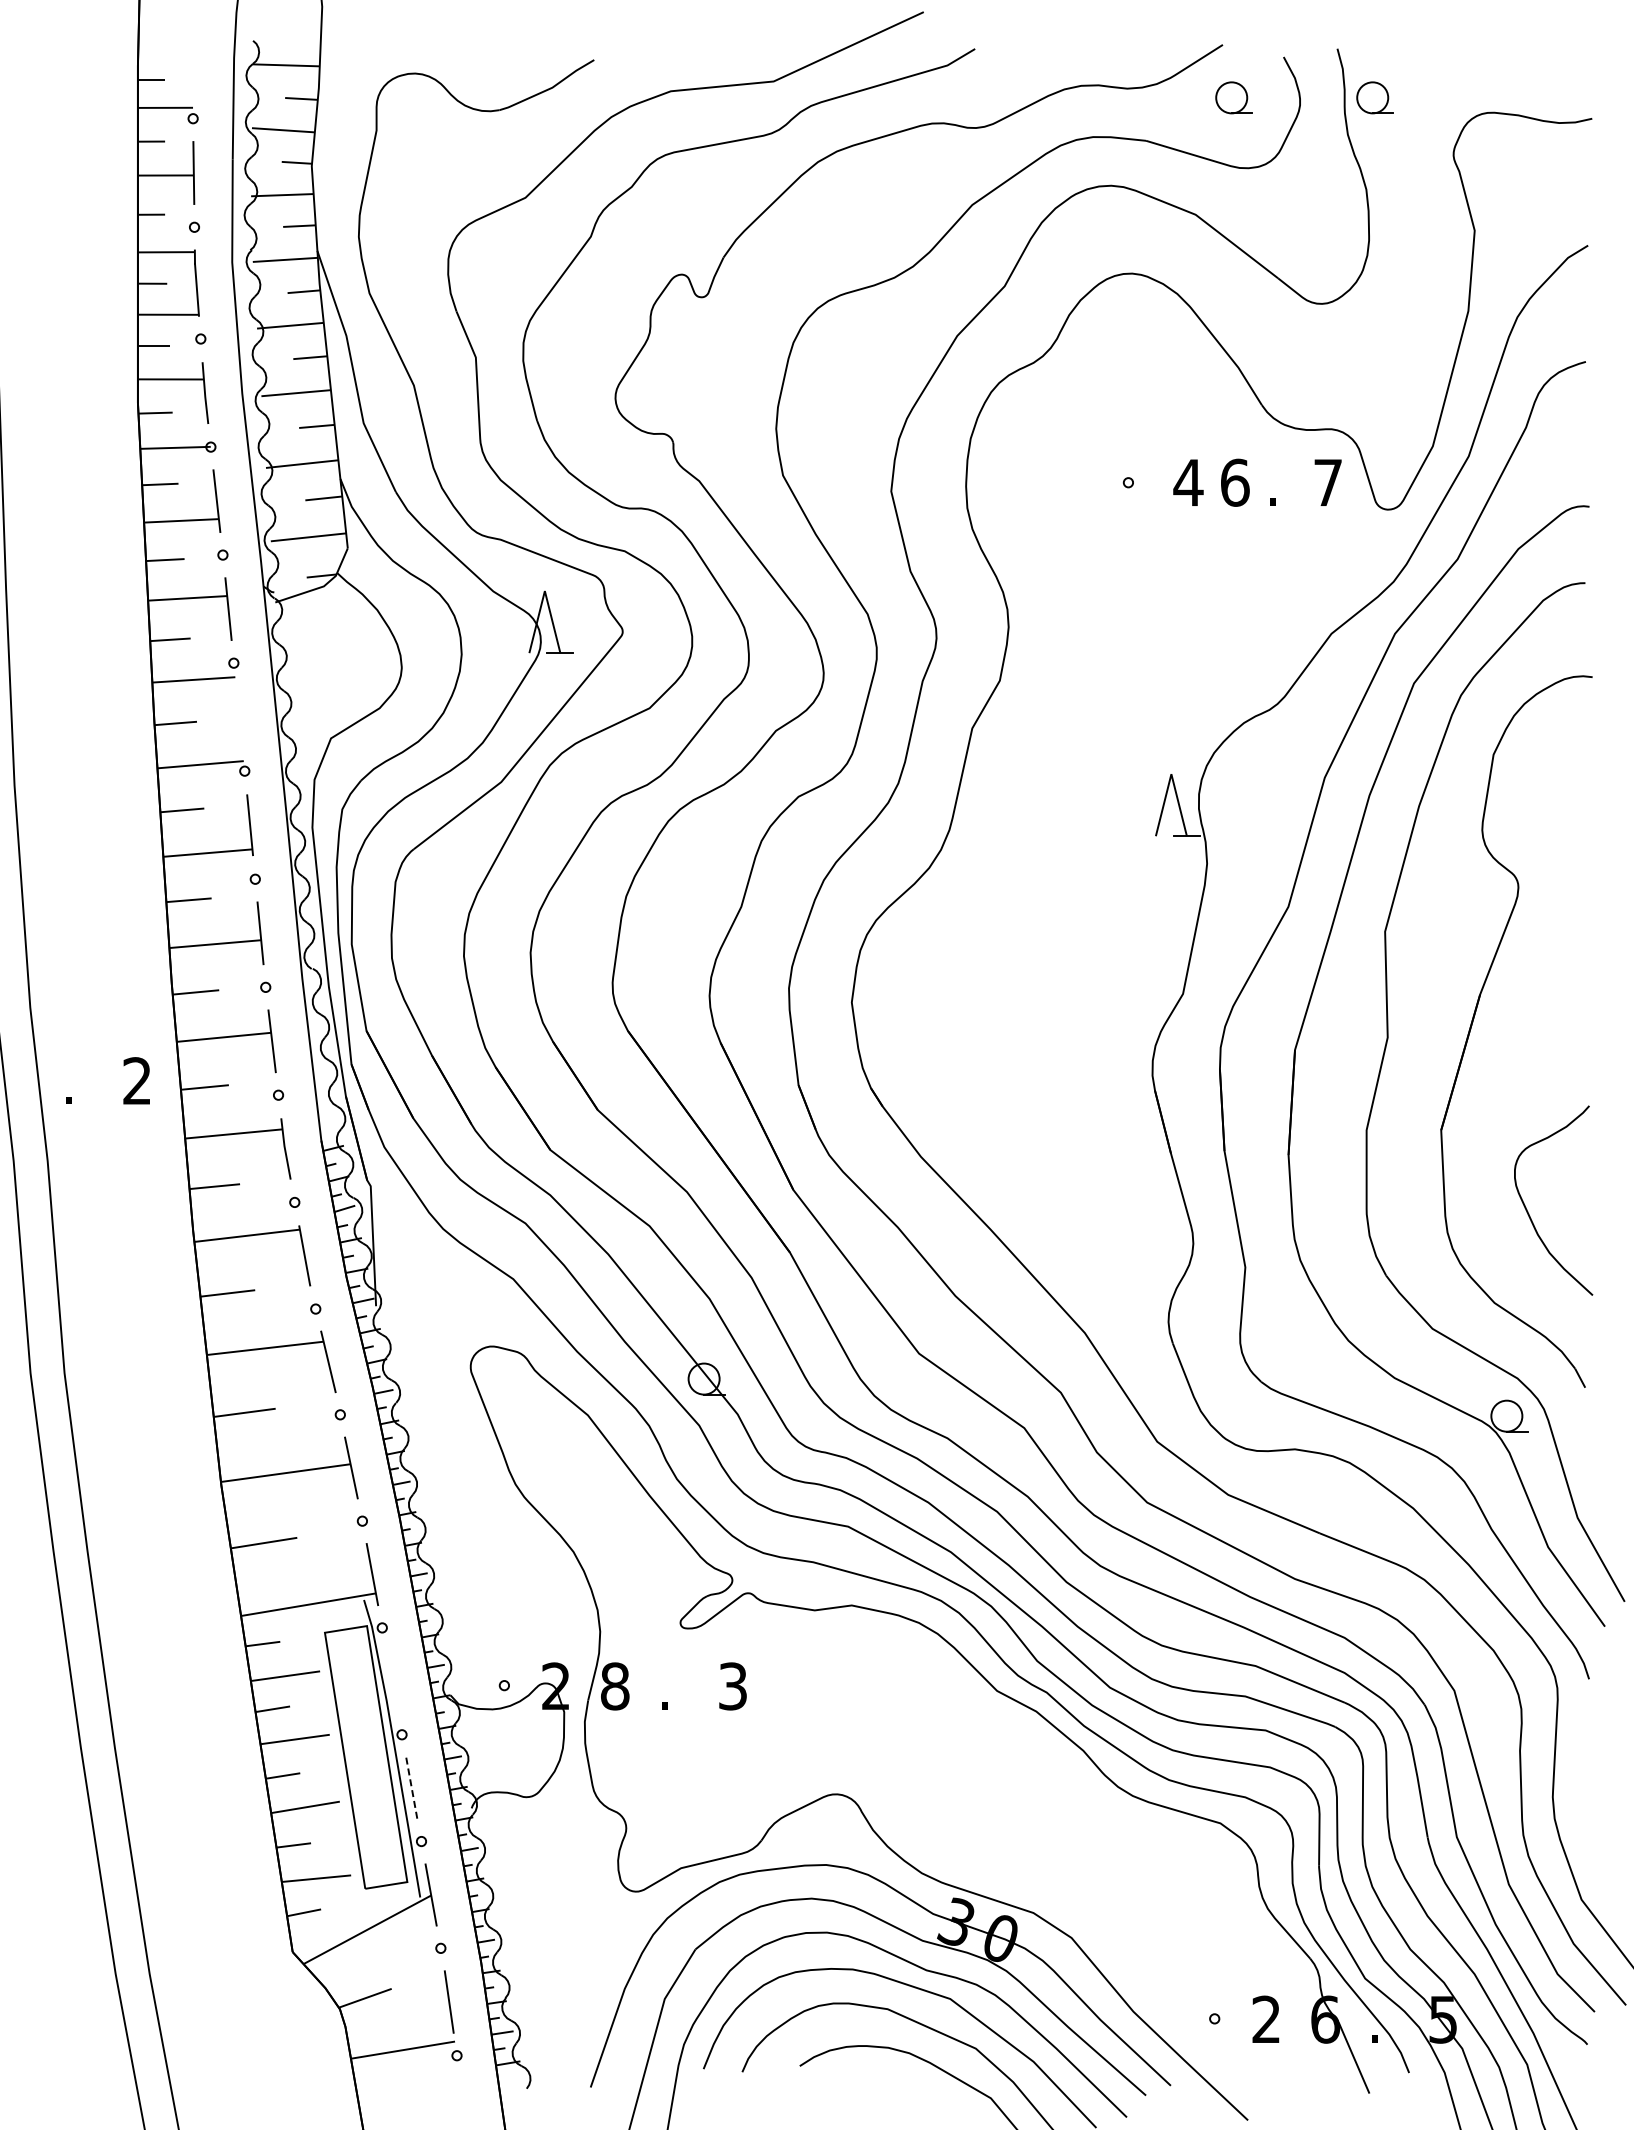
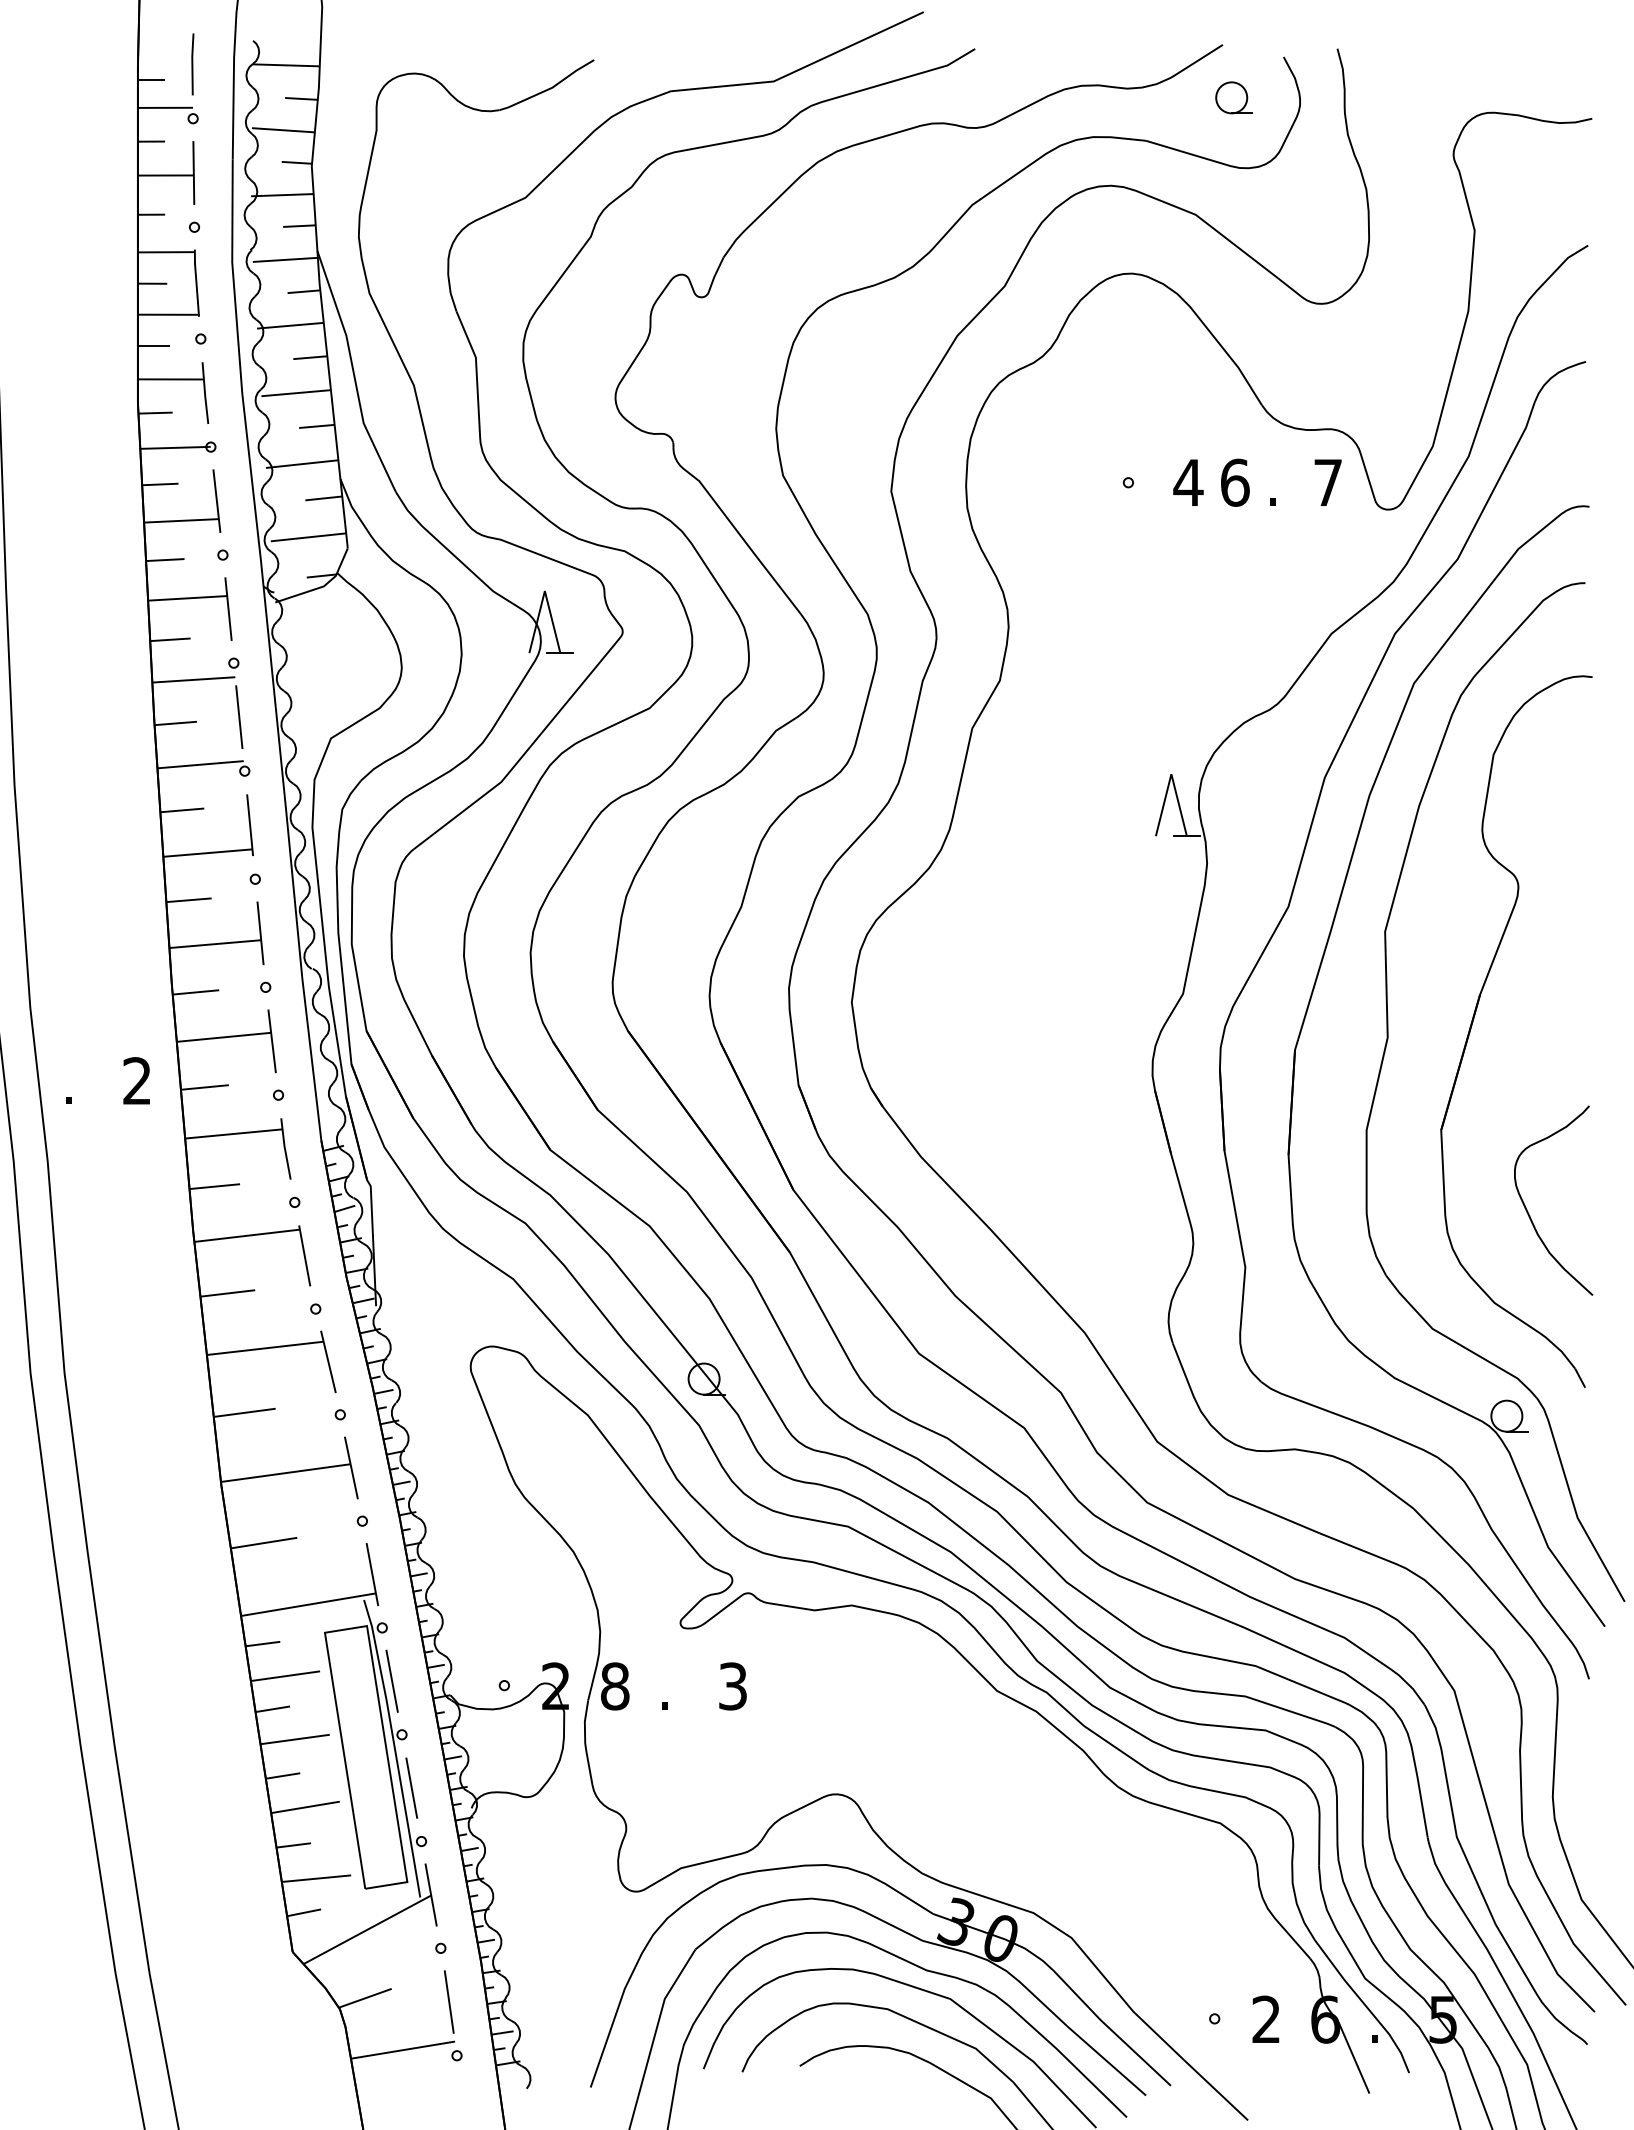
line: none -> present (192, 64)
part: present -> none (1374, 97)
line: none -> present (239, 717)
line: none -> present (391, 1680)
line: dashed -> solid (411, 1787)
